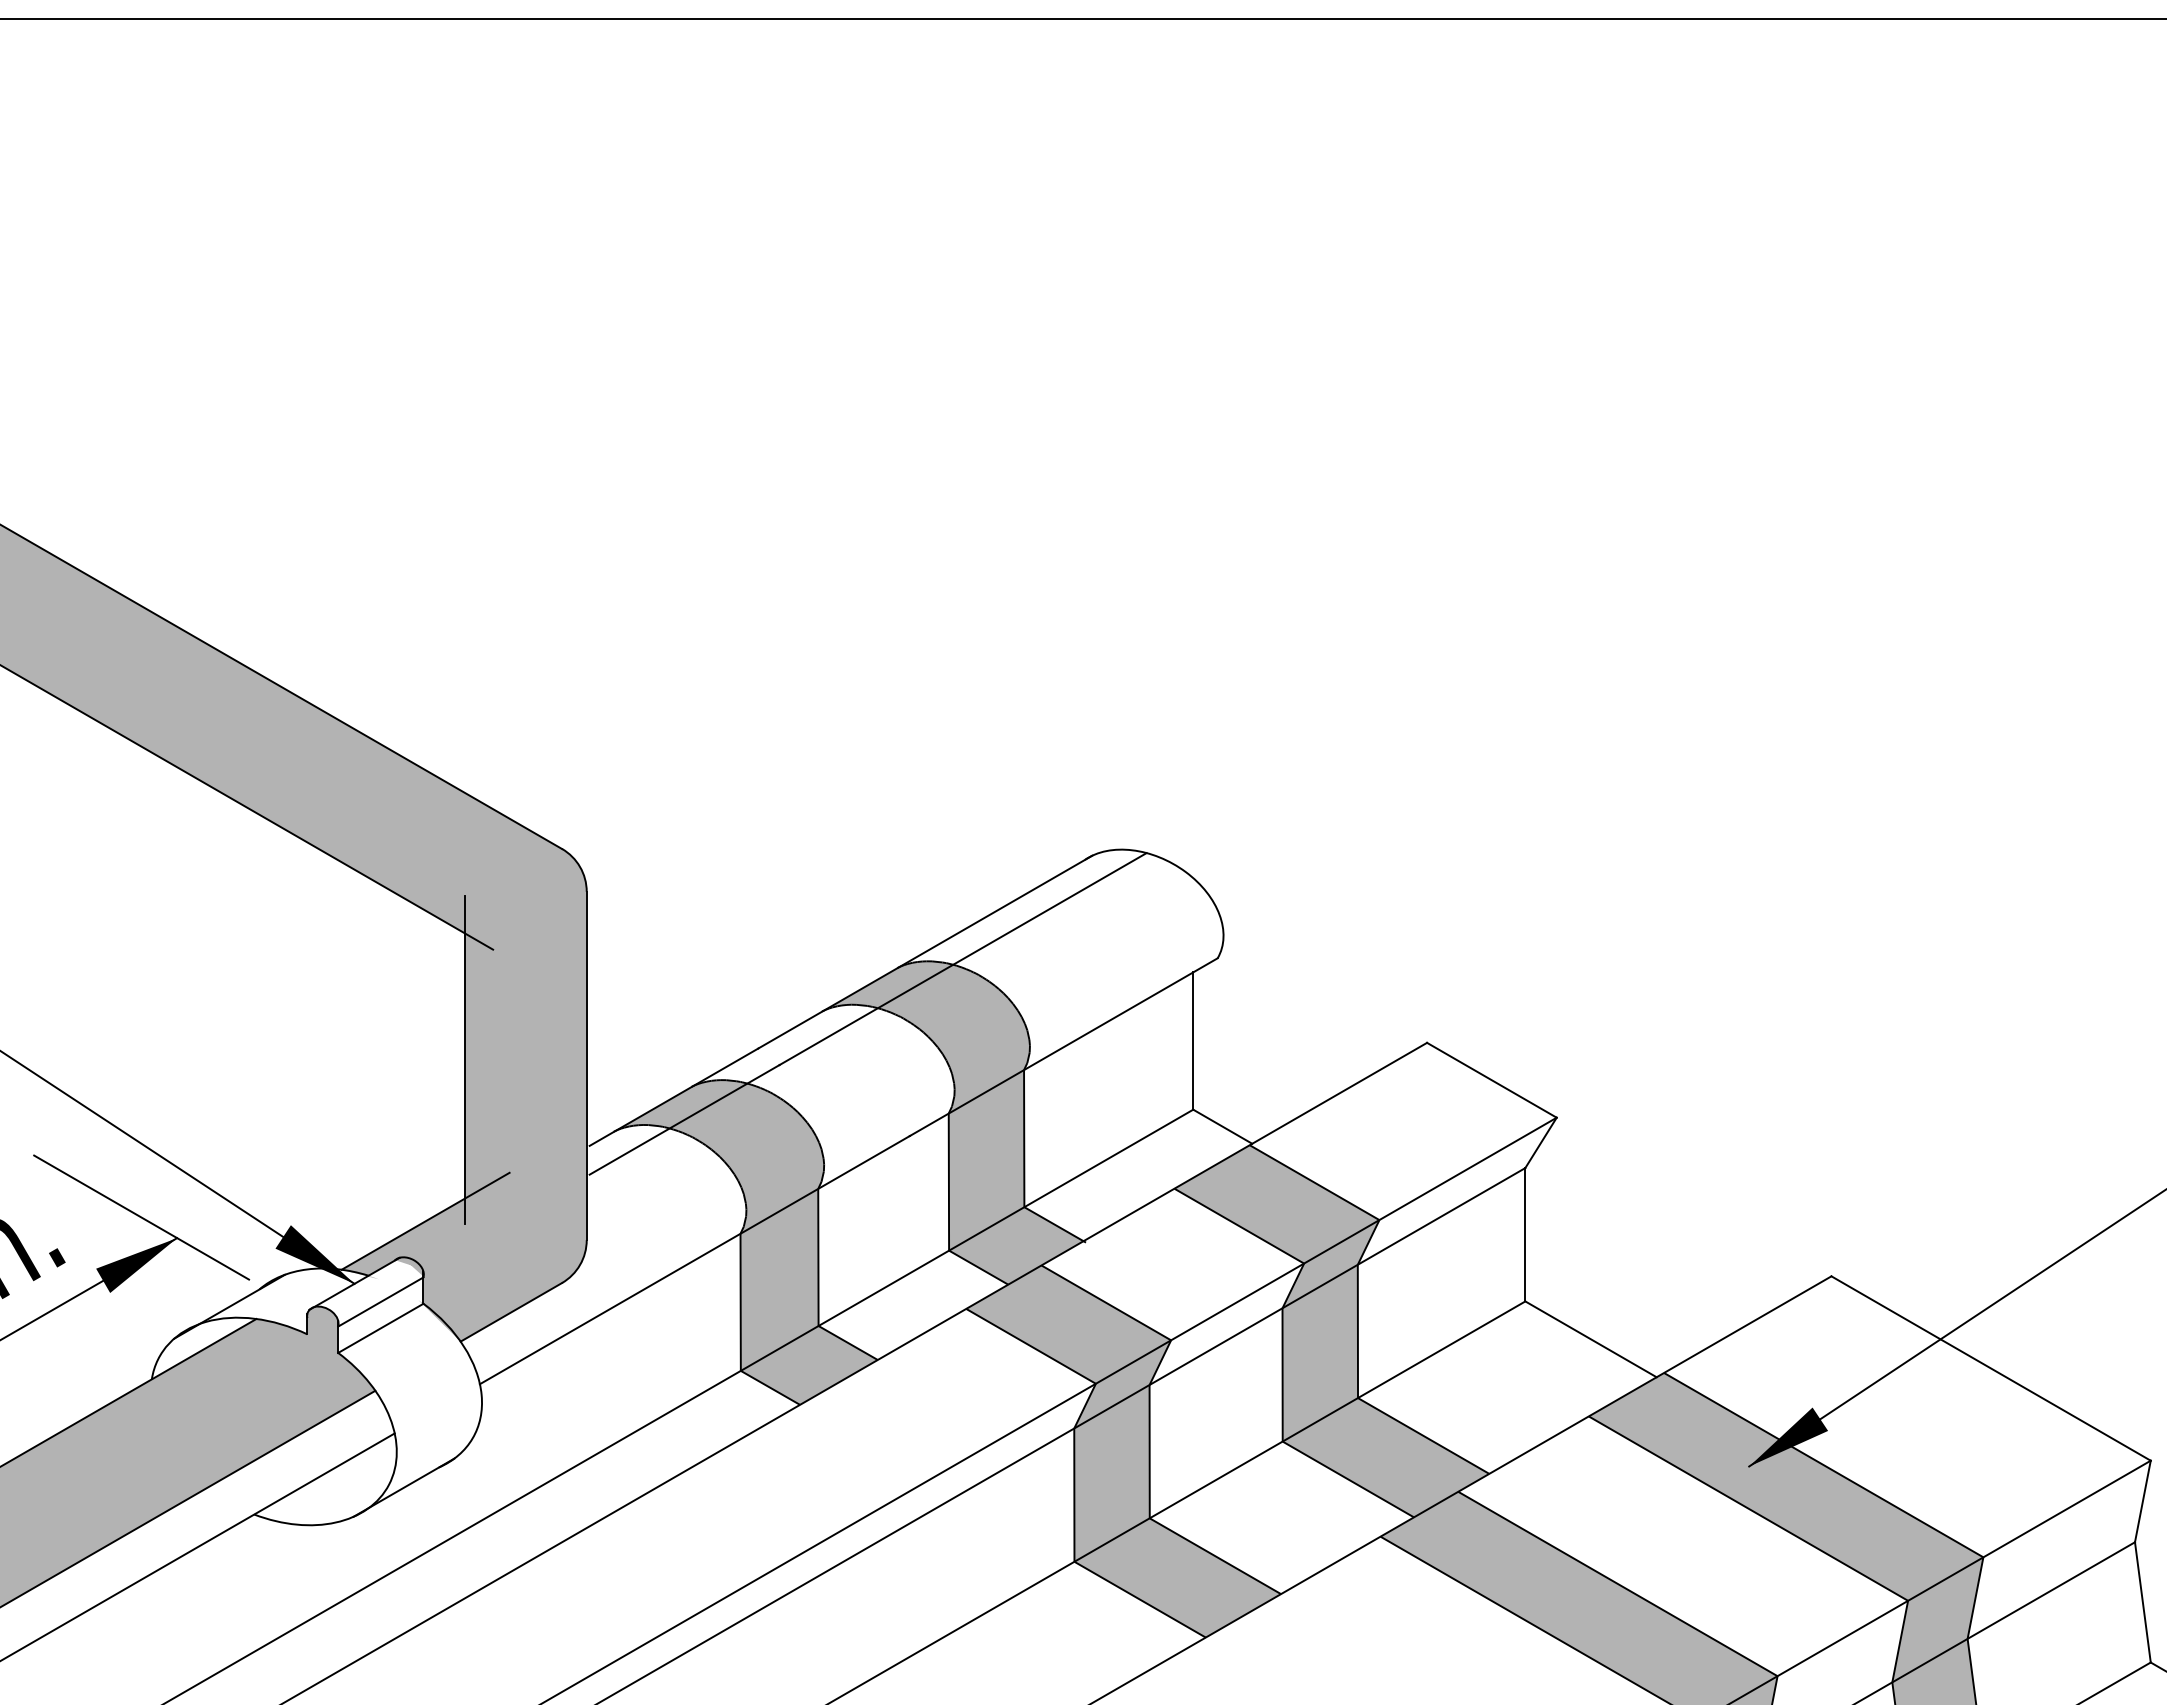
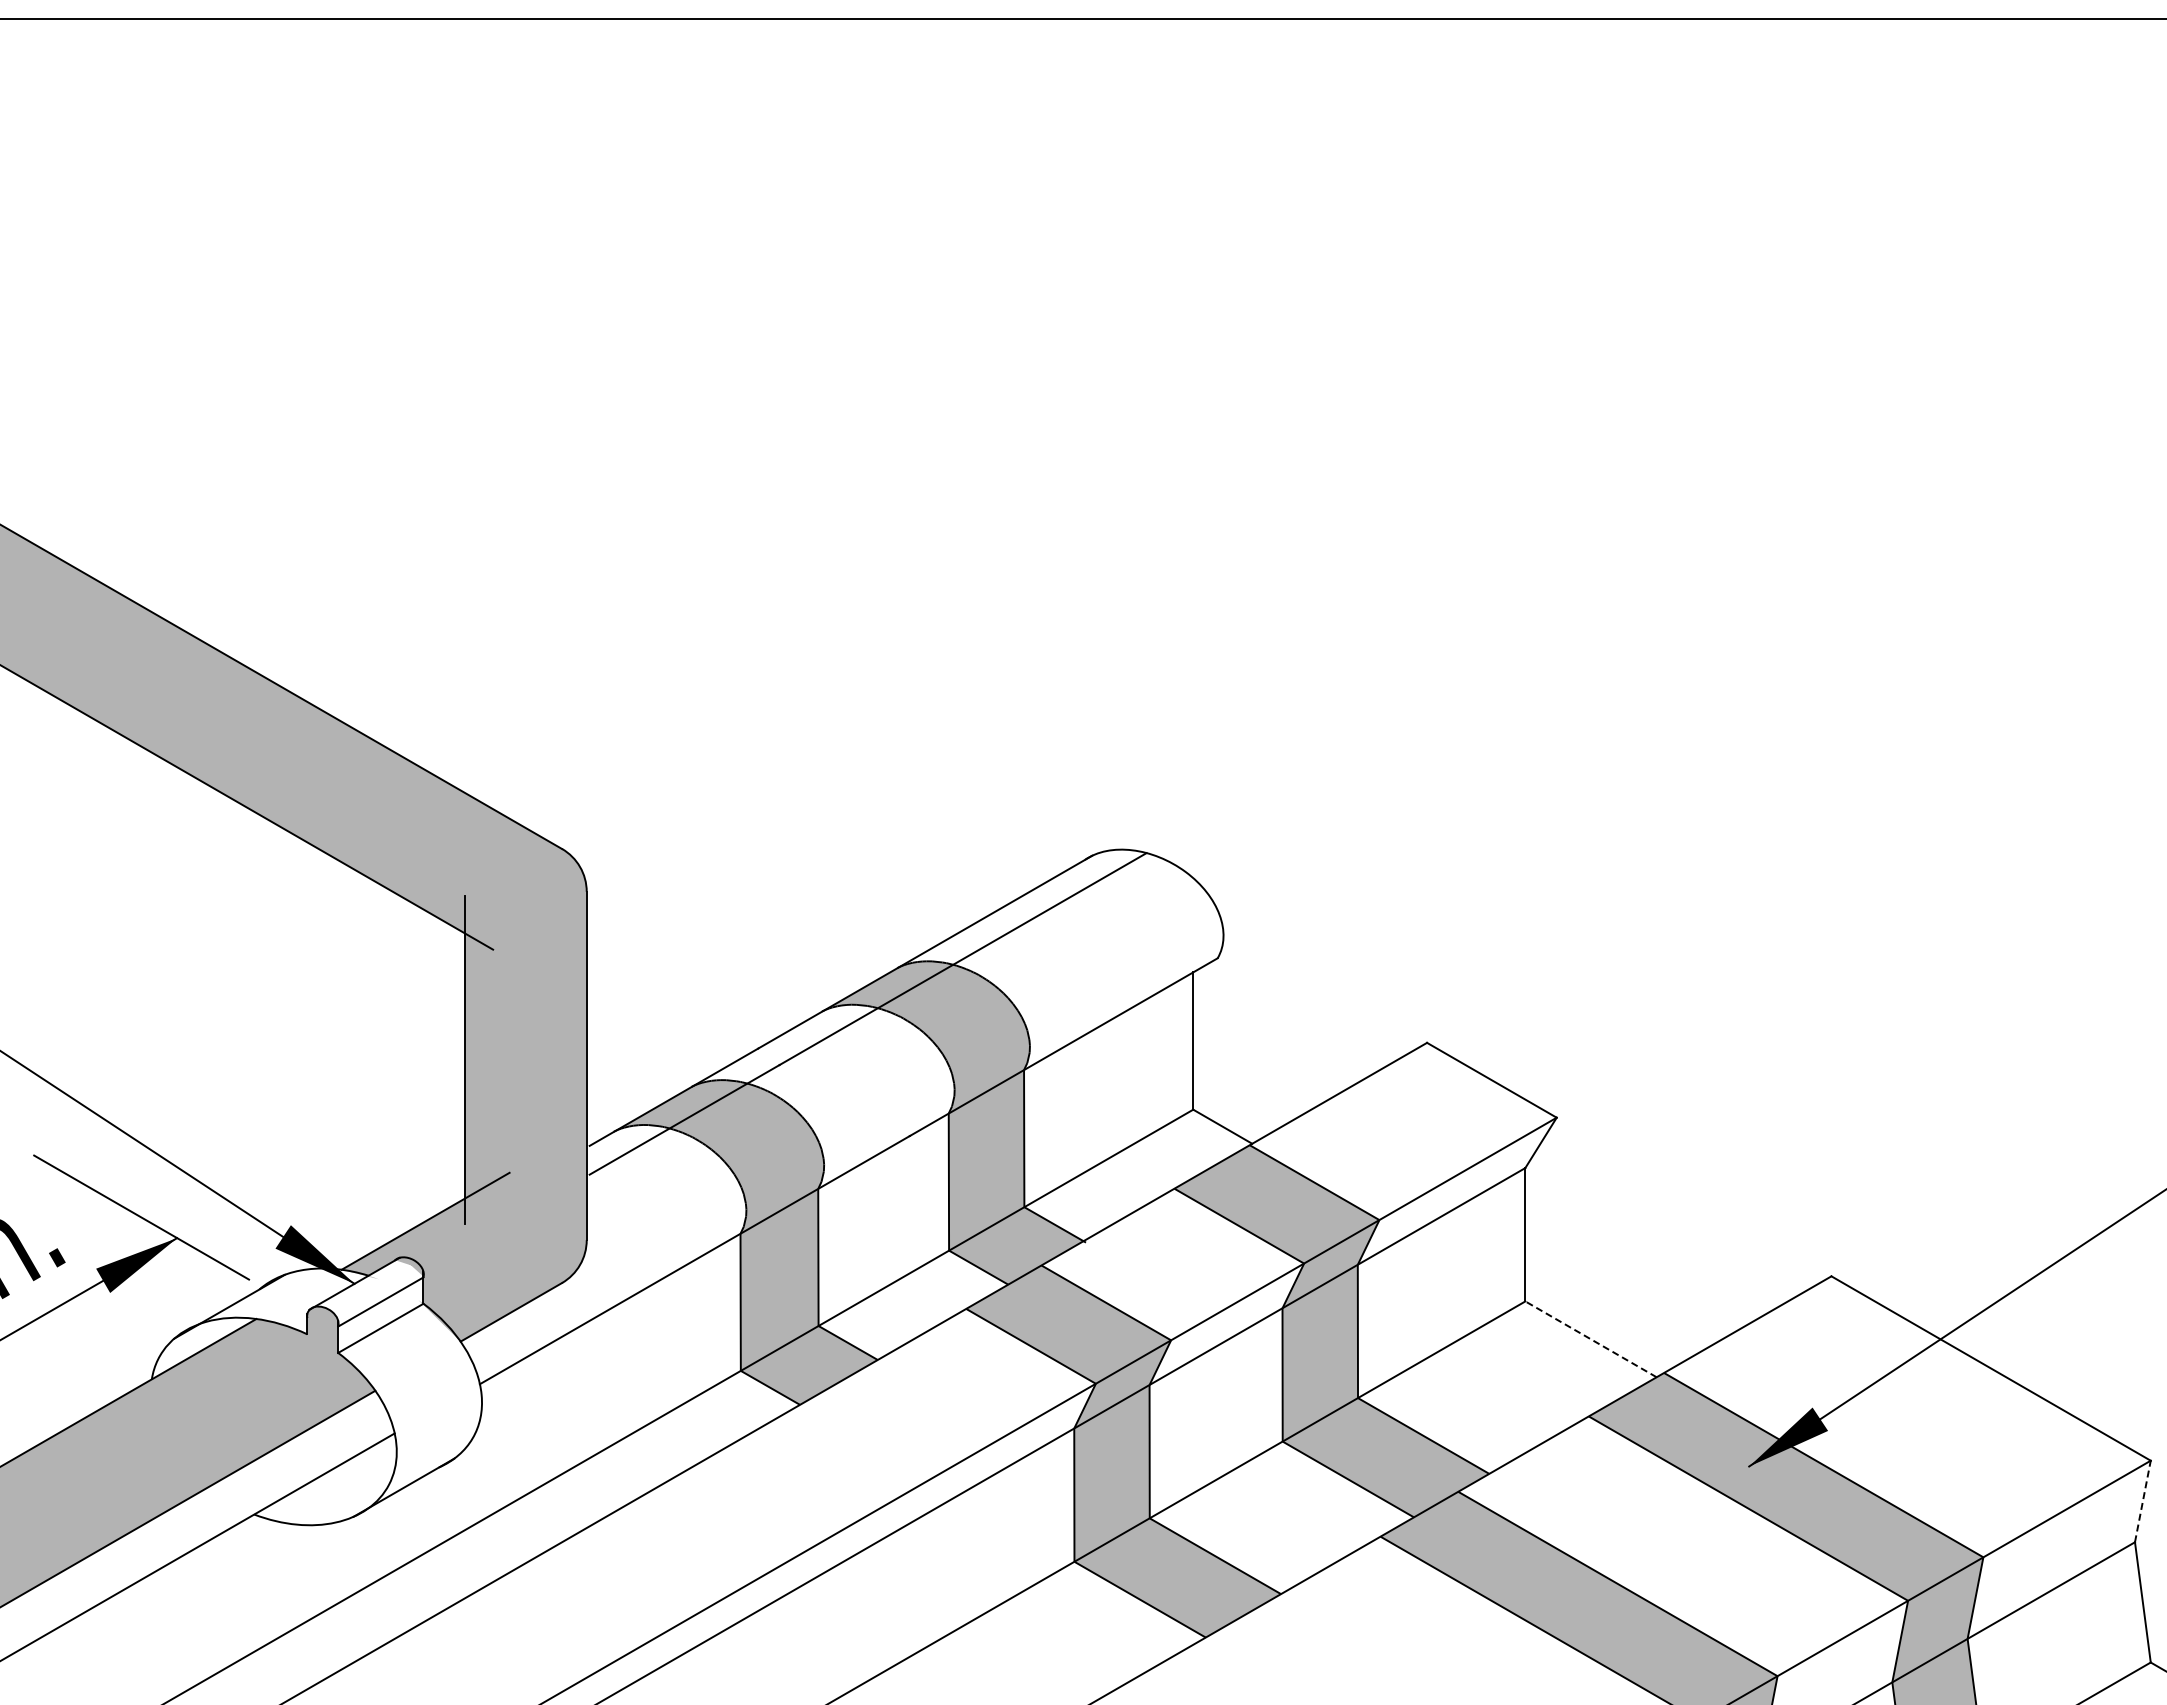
line: solid -> dashed (1591, 1339)
line: solid -> dashed (2142, 1501)
